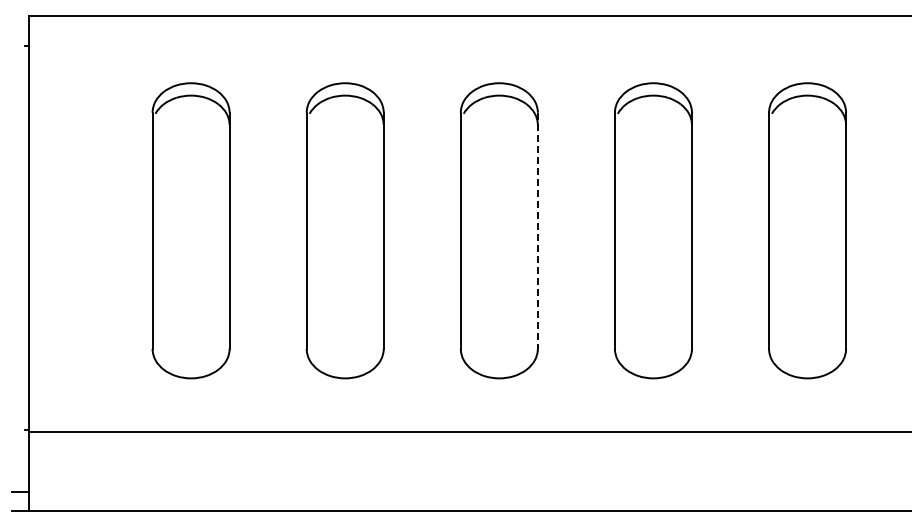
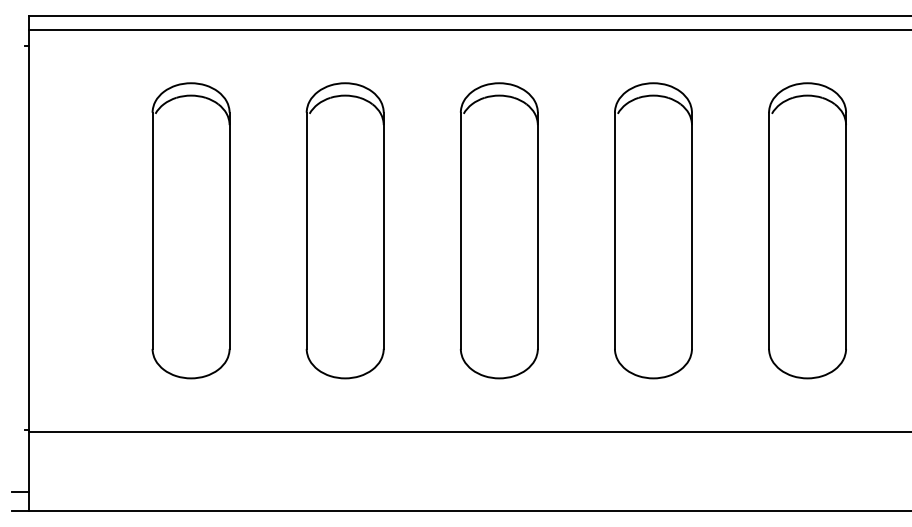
line: none -> present (468, 29)
line: dashed -> solid (537, 231)
